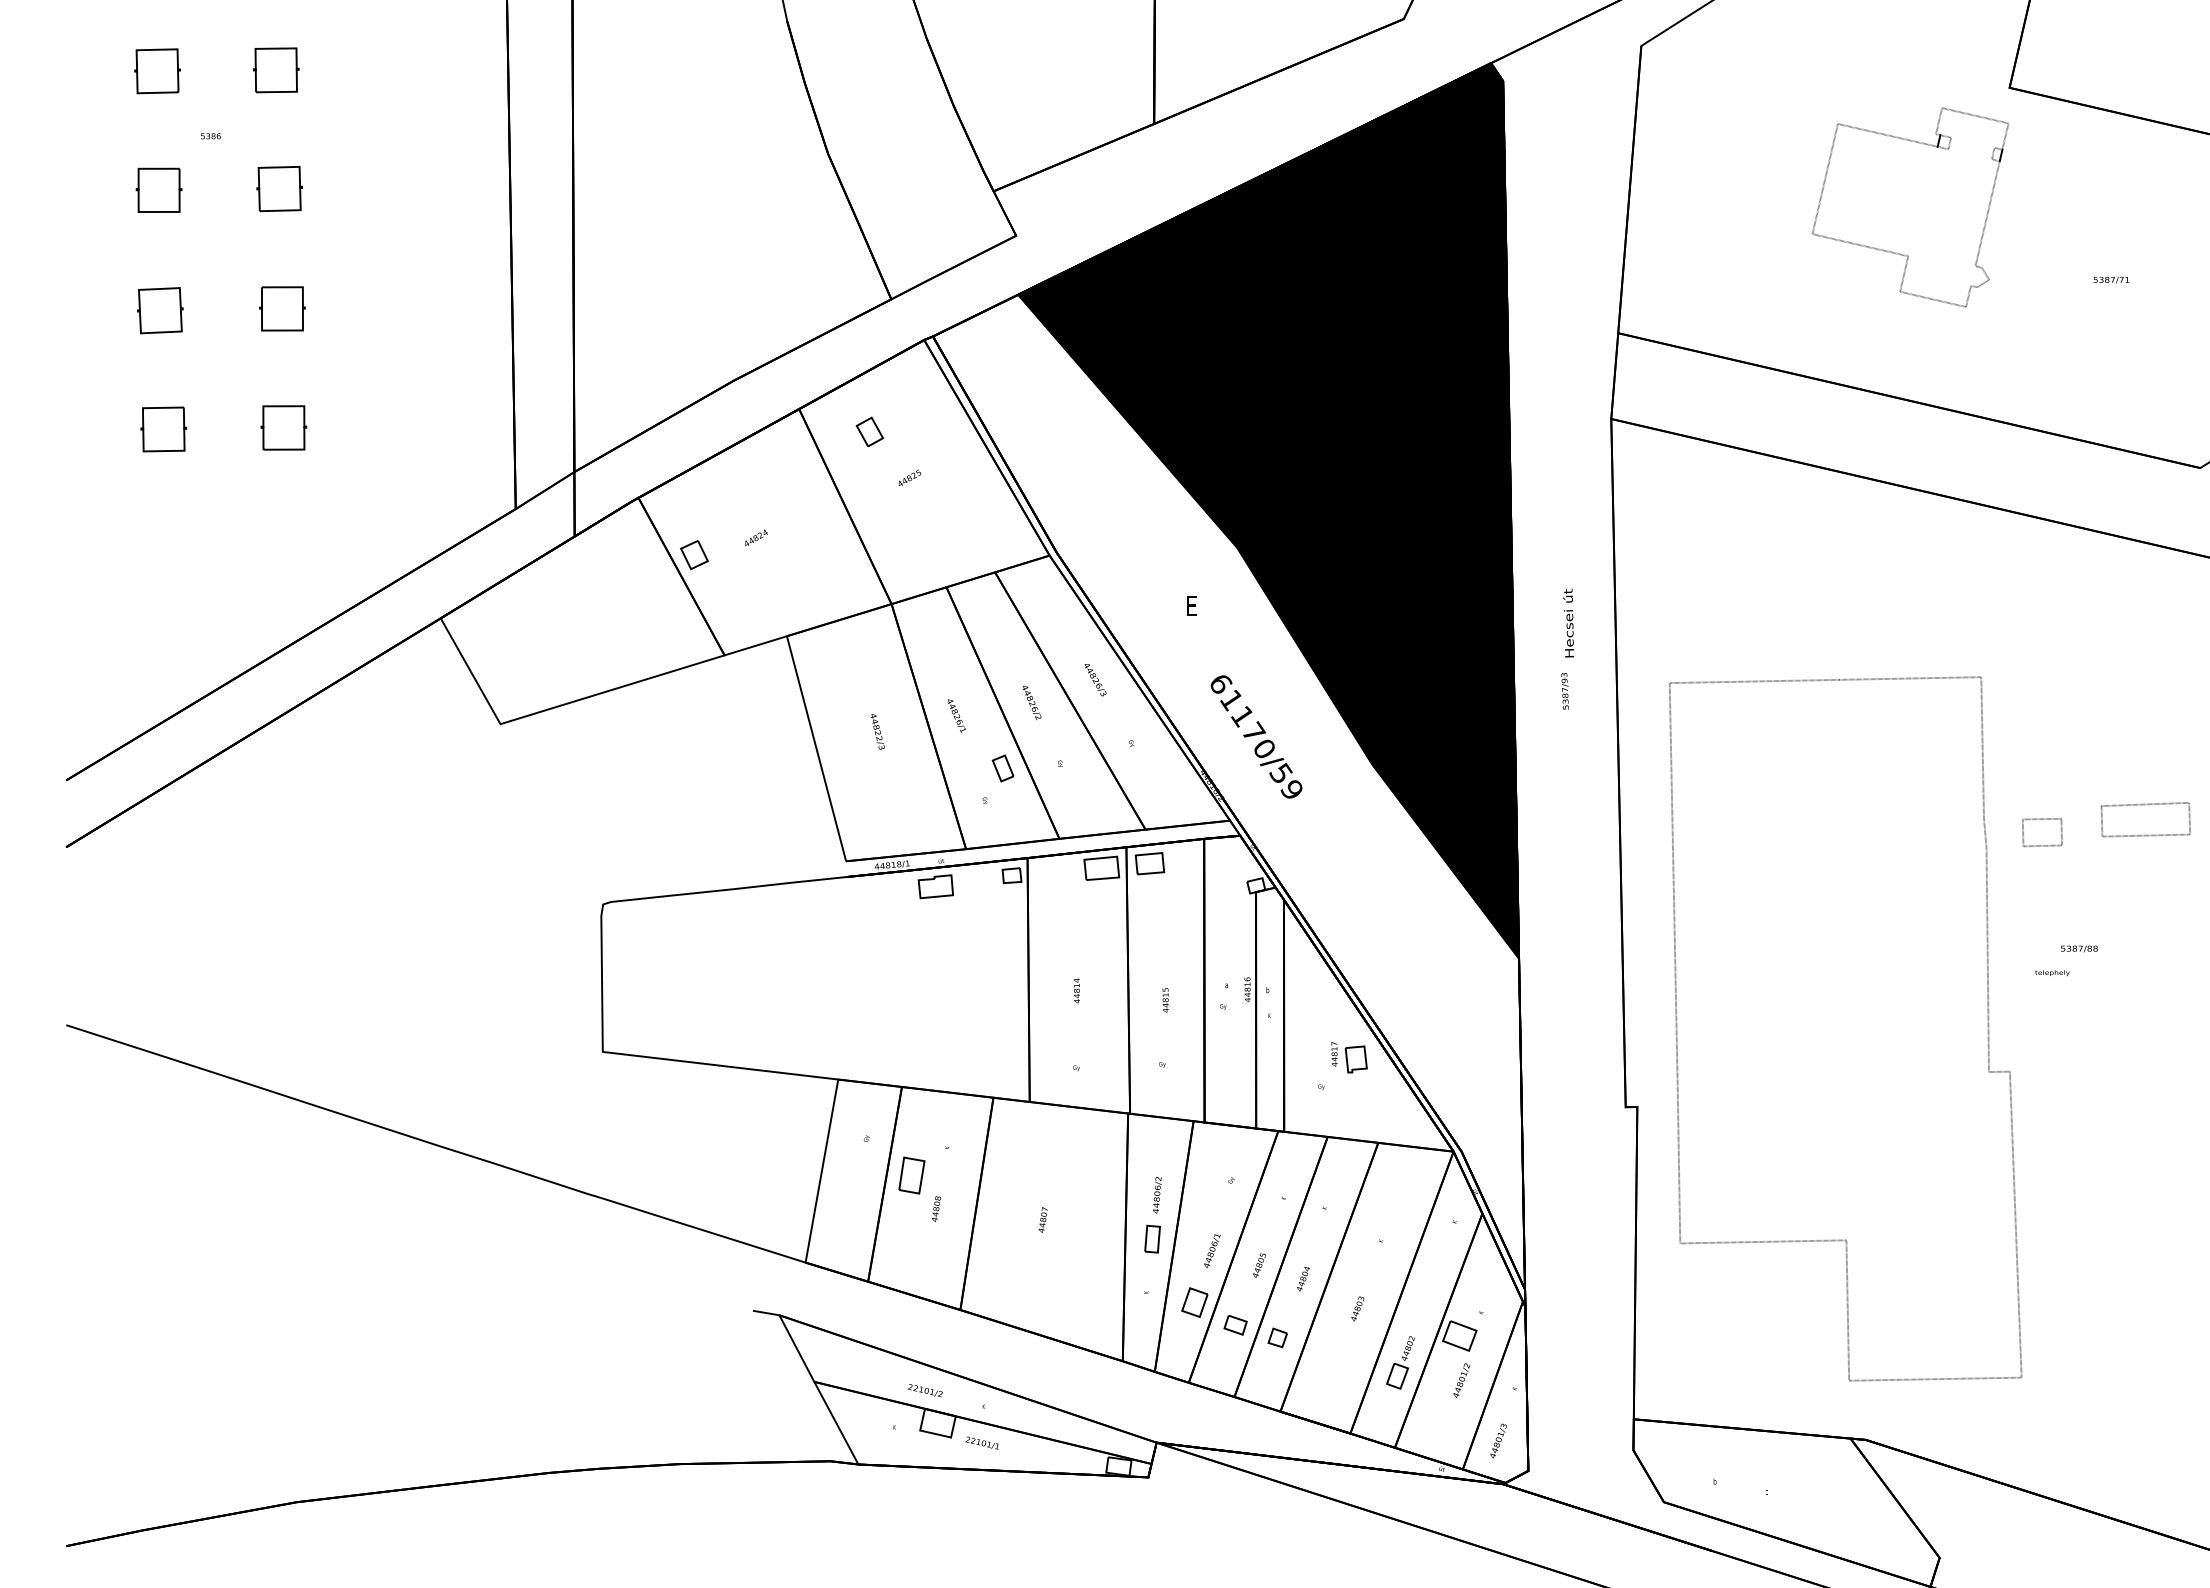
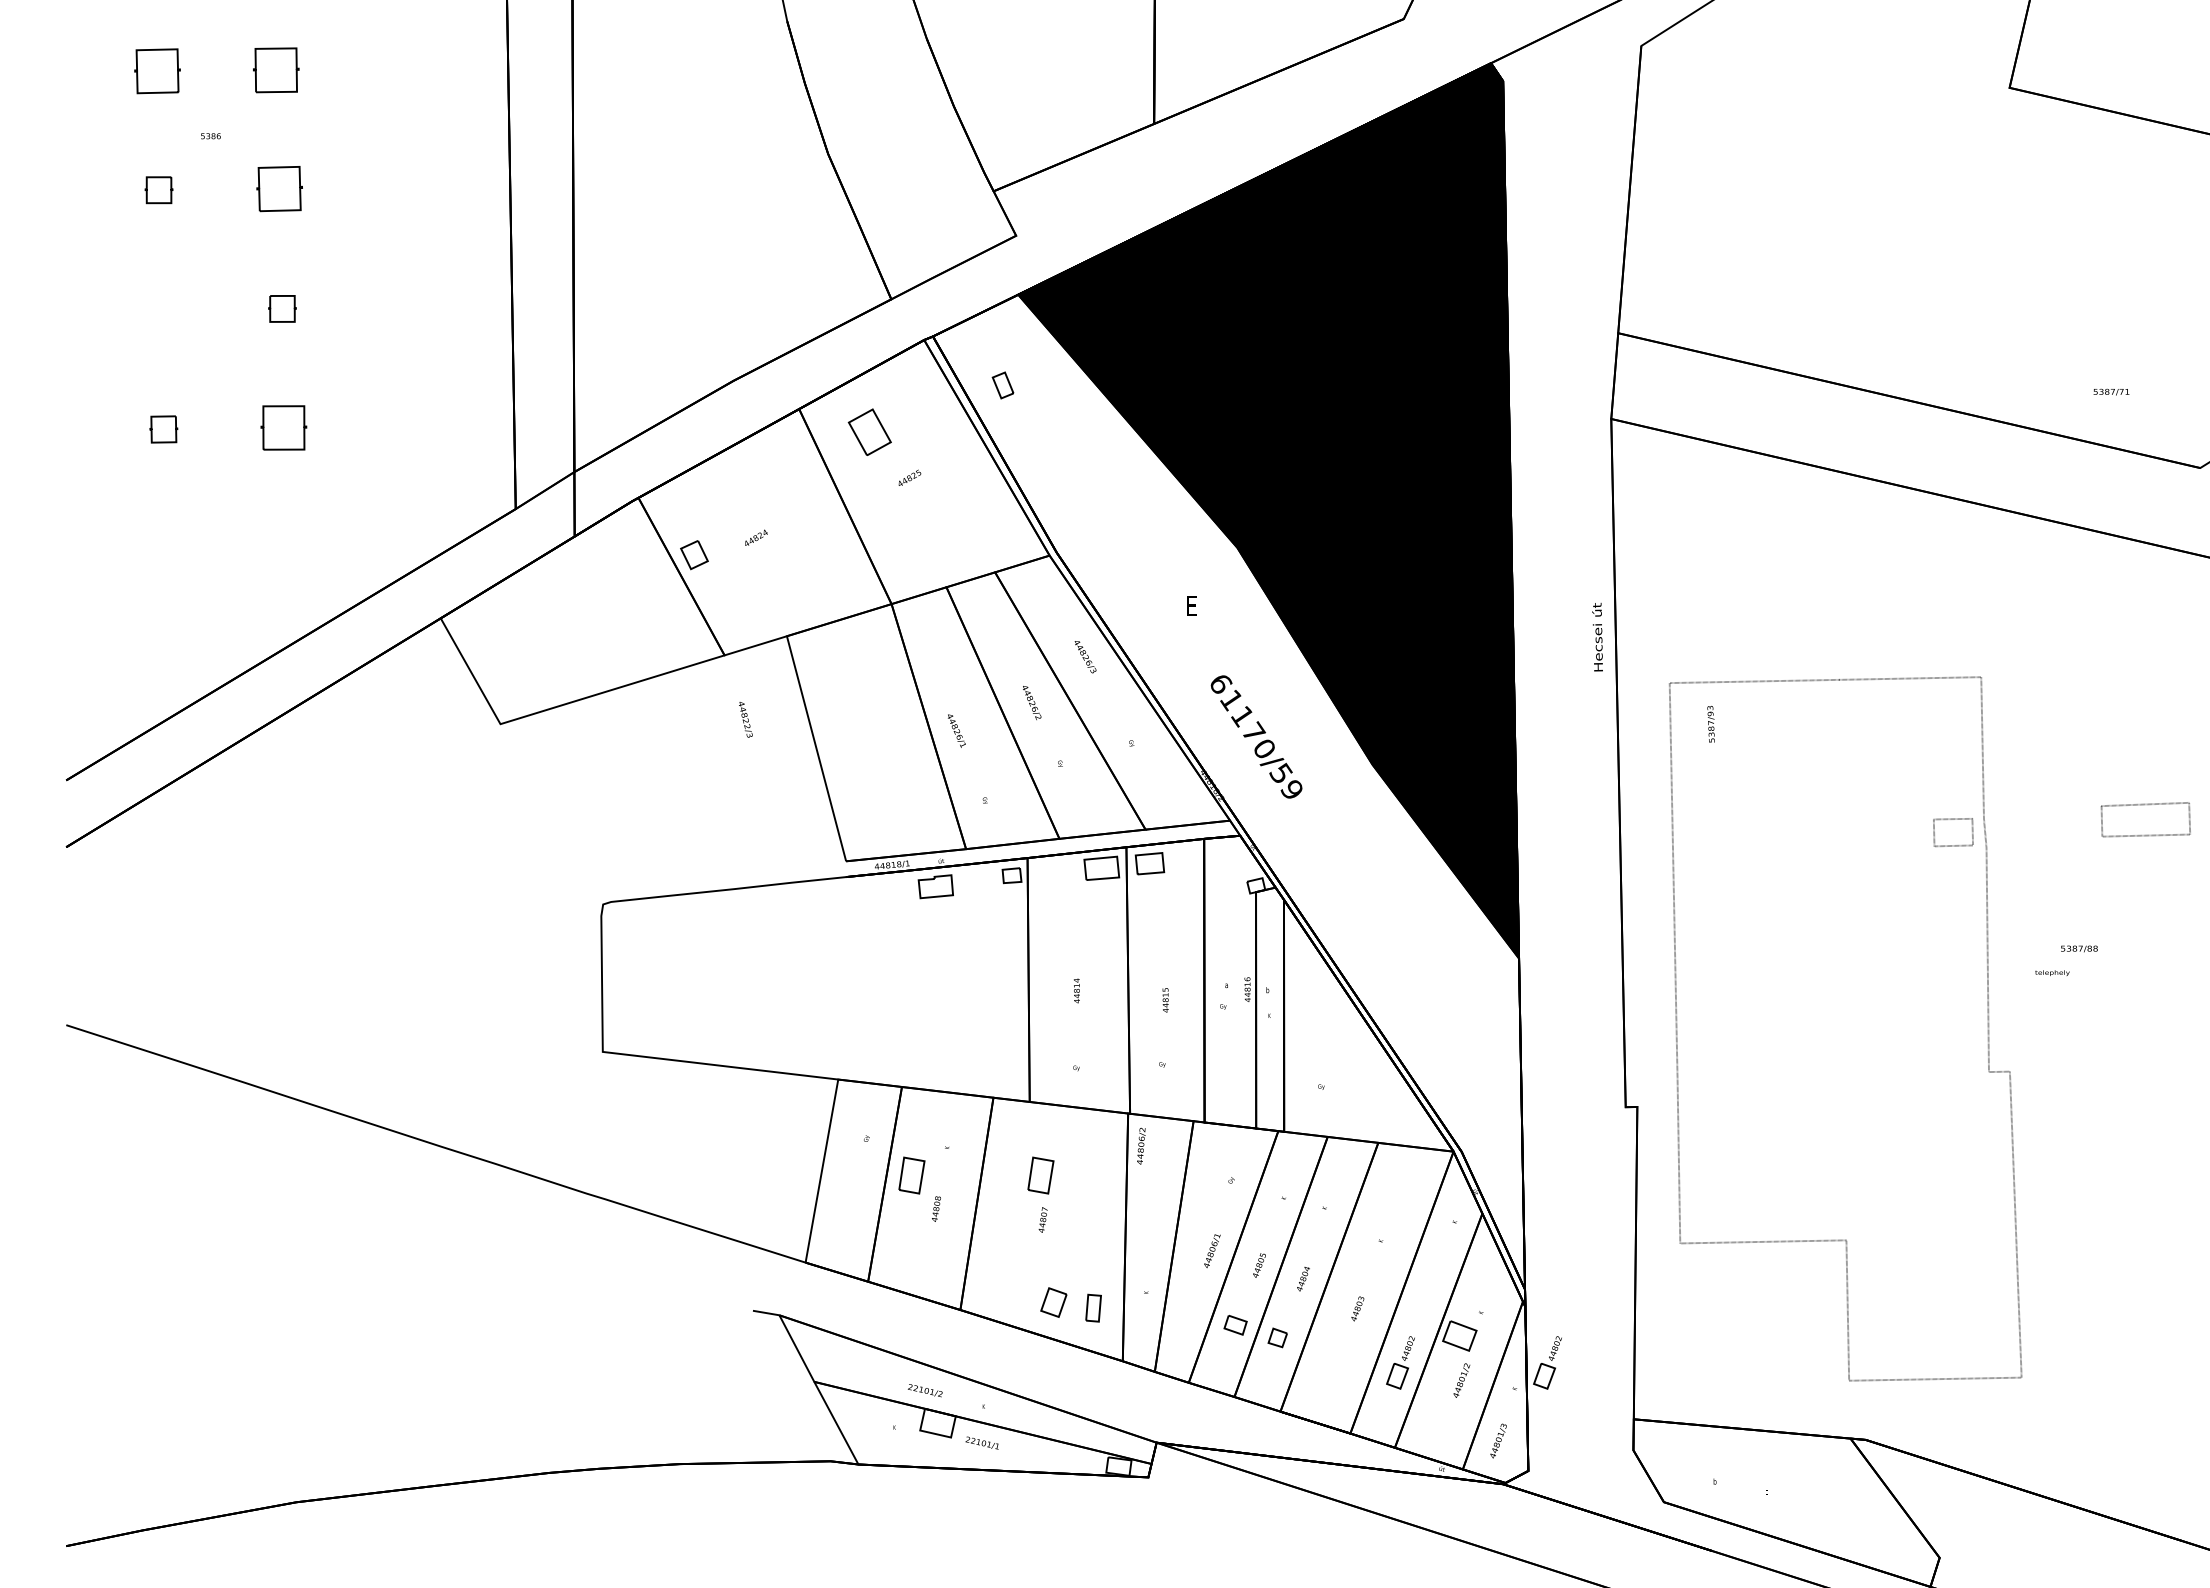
part size: 48x46 px -> 30x29 px (158, 190)
part: present -> none (1910, 207)
text position: (2111, 279) -> (2111, 391) (2111, 391)
part size: 47x46 px -> 29x28 px (282, 308)
part: present -> none (160, 310)
part size: 48x47 px -> 30x29 px (163, 429)
part size: 30x31 px -> 45x48 px (869, 431)
text position: (1568, 623) -> (1597, 637) (1597, 637)
text position: (1095, 680) -> (1085, 657) (1085, 657)
text position: (1564, 691) -> (1710, 724) (1710, 724)
text position: (956, 715) -> (956, 730) (956, 730)
text position: (877, 731) -> (745, 719) (745, 719)
part position: (1002, 768) -> (1002, 385) (1002, 385)
part position: (2042, 832) -> (1953, 832) (1953, 832)
part: present -> none (1349, 1057)
part: none -> present (1040, 1175)
text position: (1157, 1194) -> (1141, 1145) (1141, 1145)
part position: (1152, 1238) -> (1093, 1307) (1093, 1307)
part position: (1194, 1302) -> (1053, 1302) (1053, 1302)
part: none -> present (1547, 1362)
